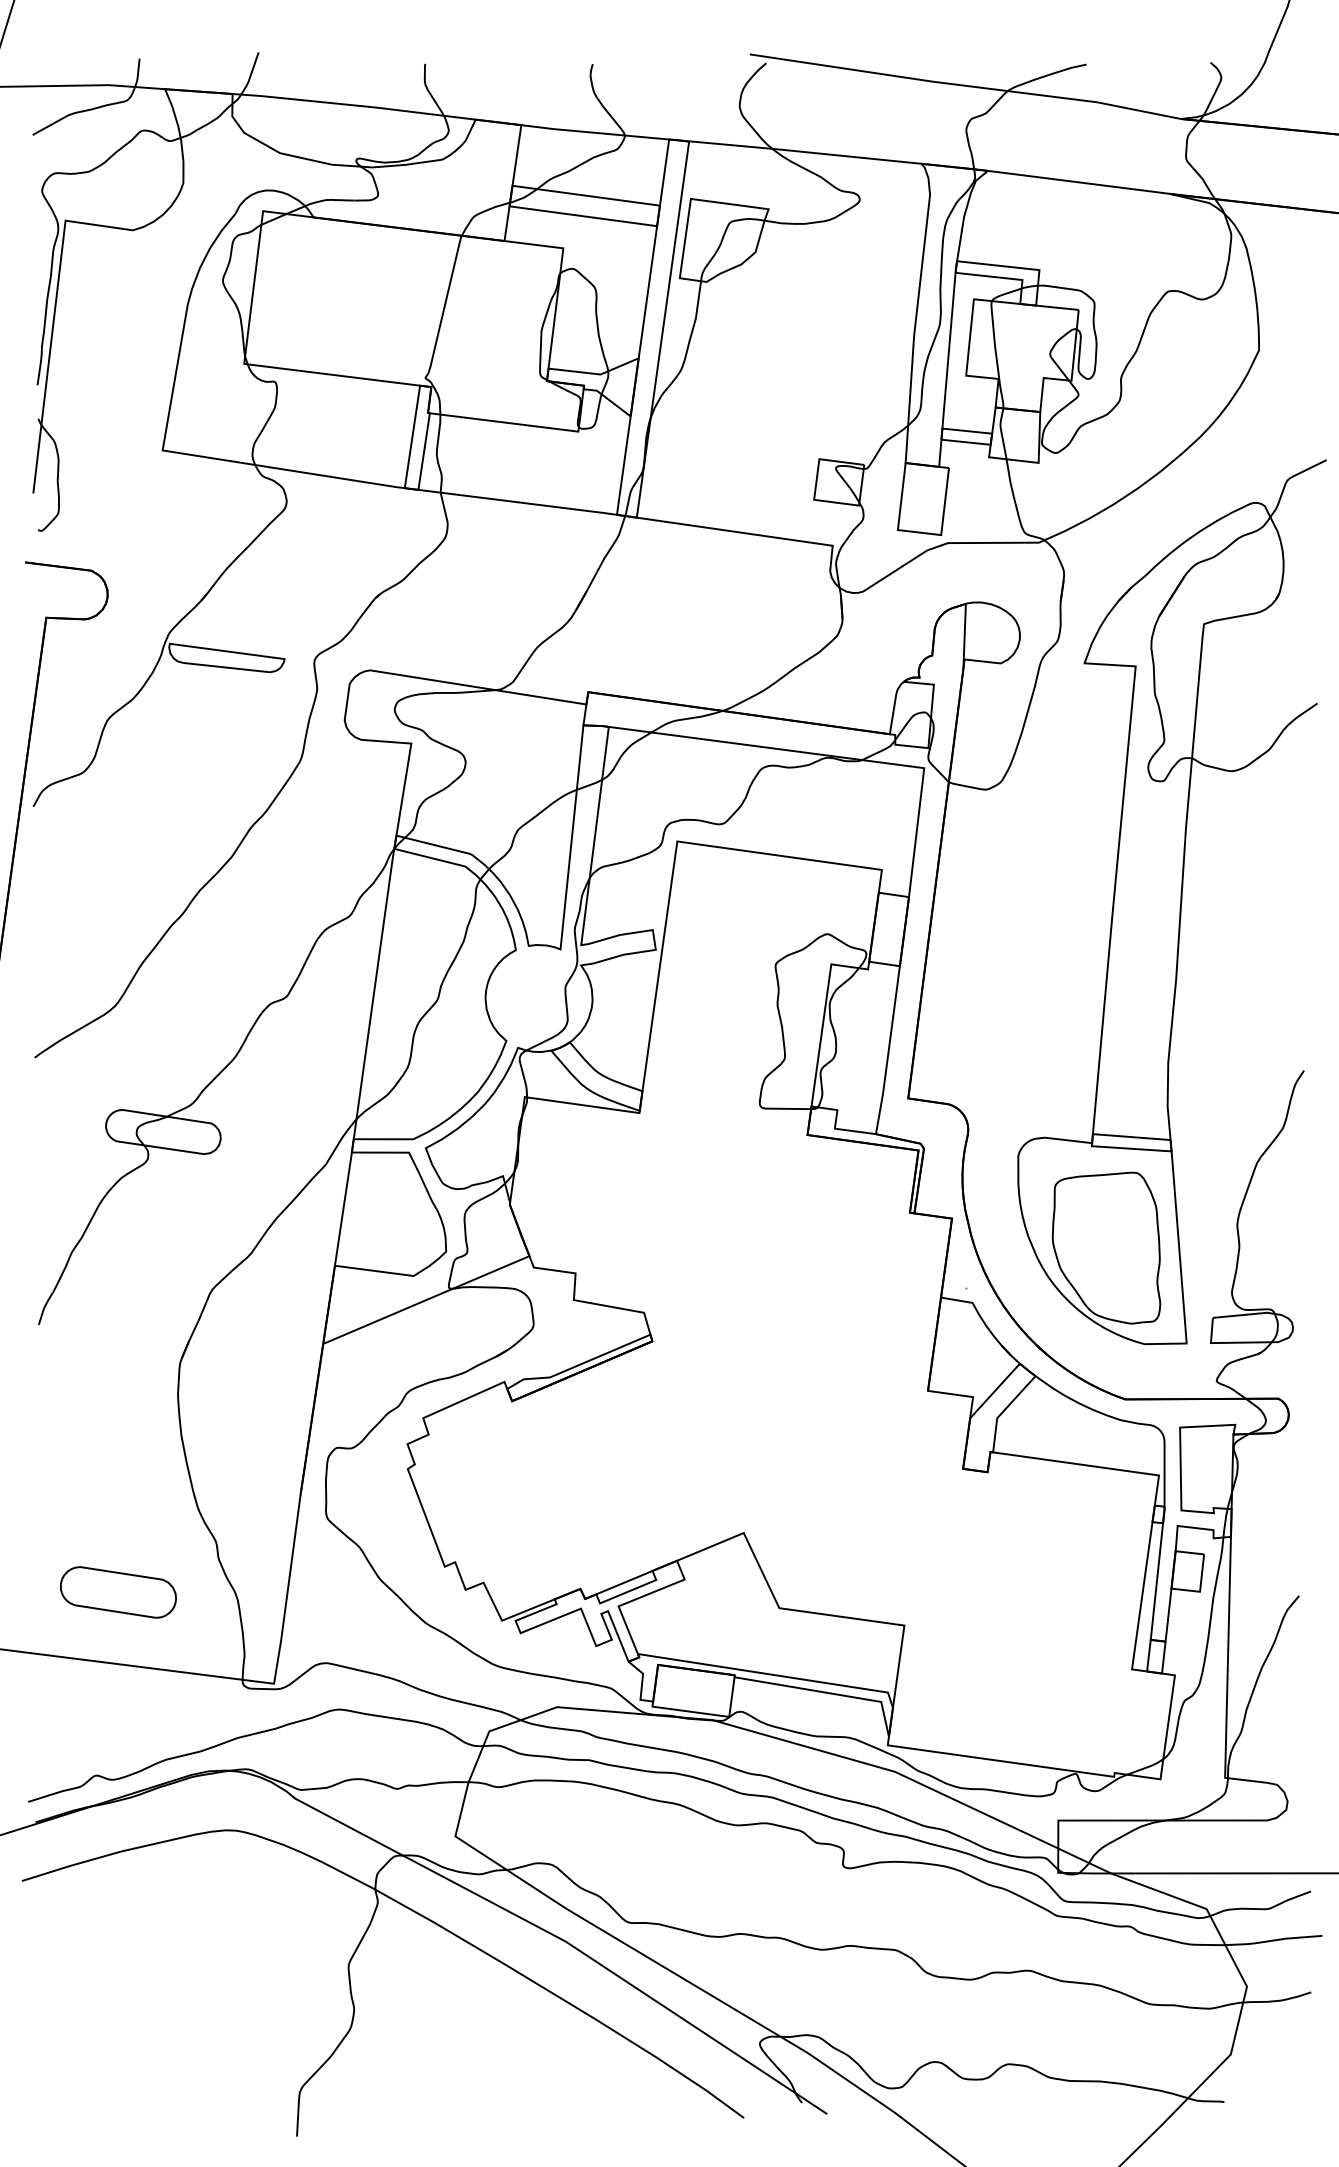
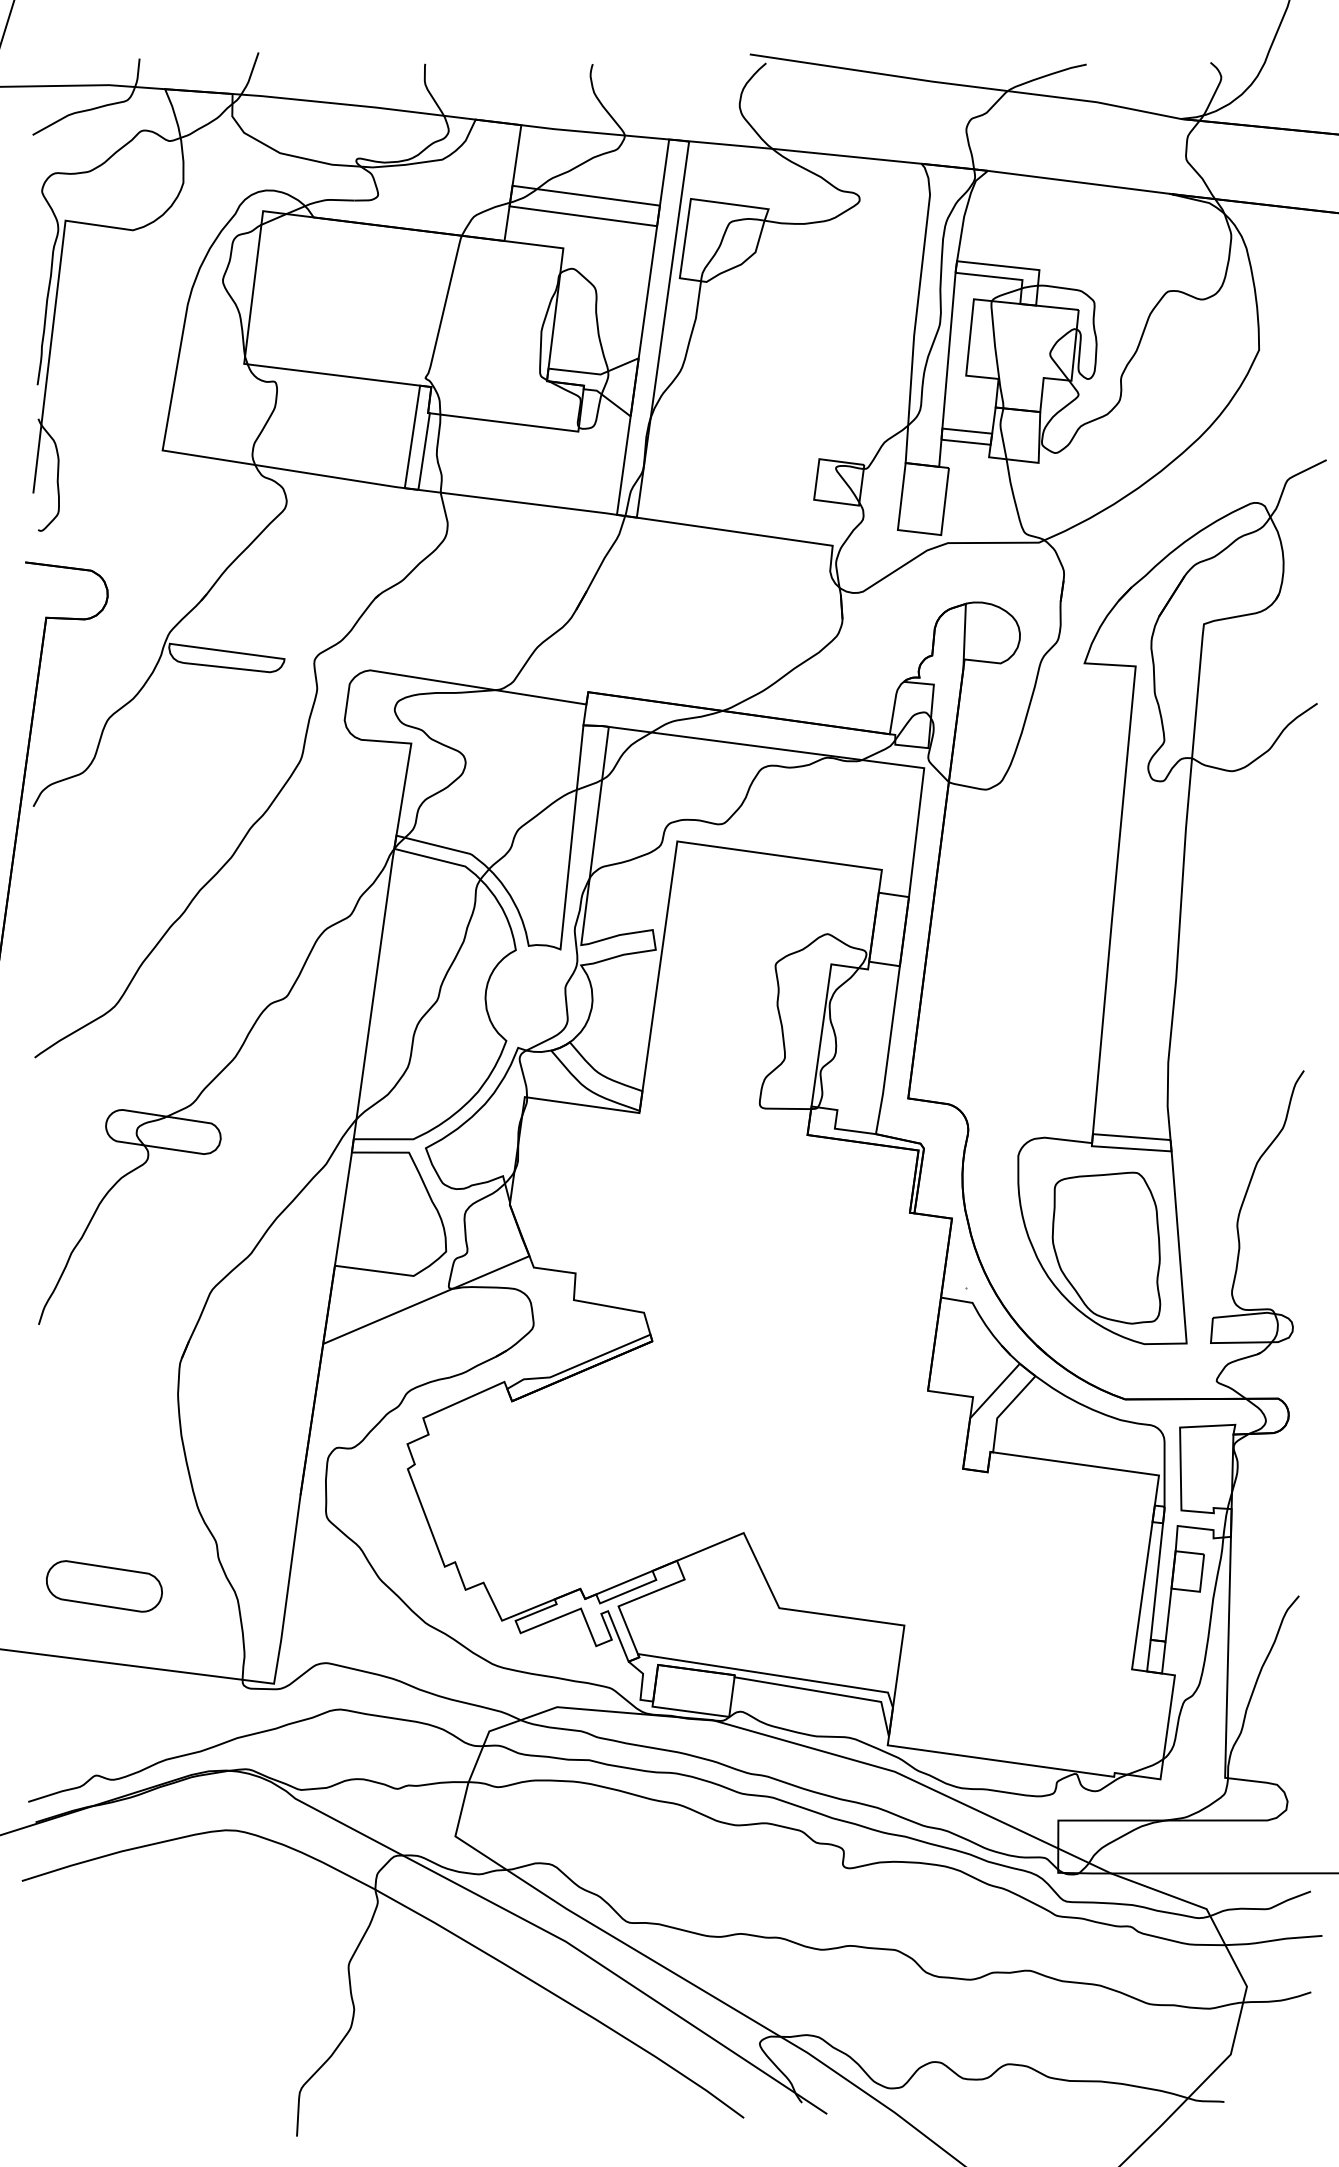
part position: (118, 1592) -> (104, 1586) (104, 1586)
